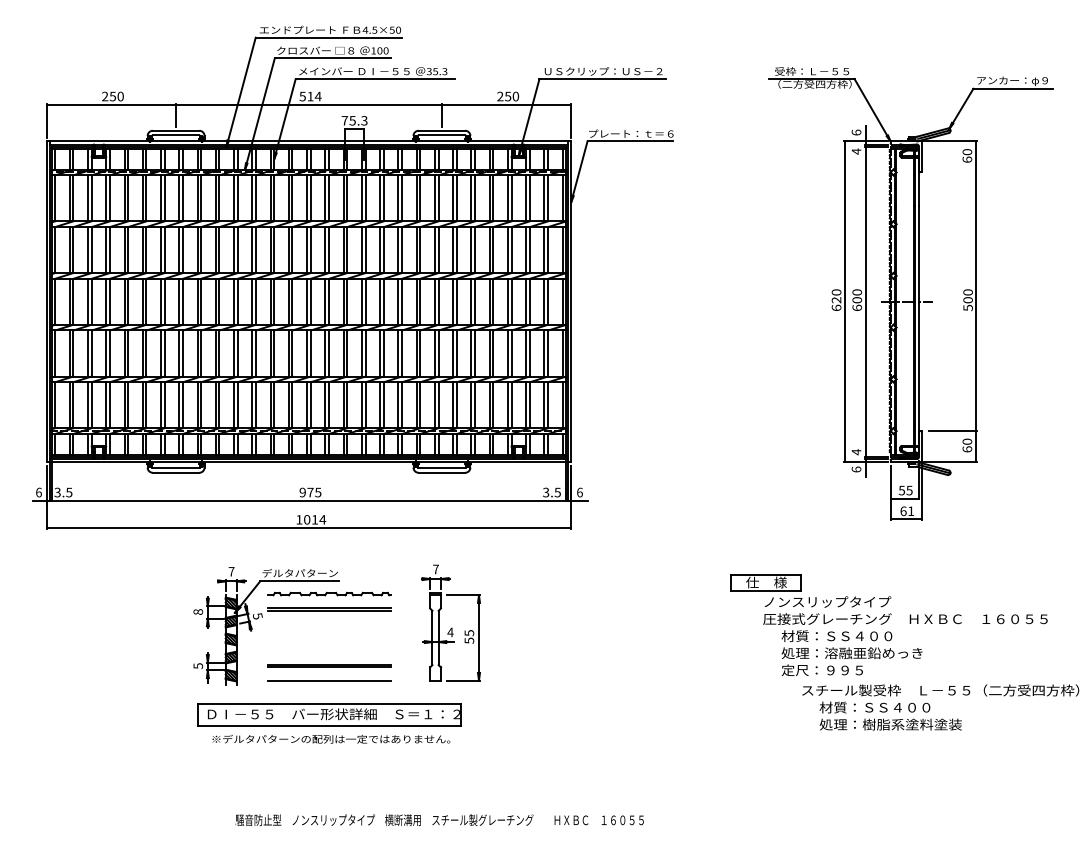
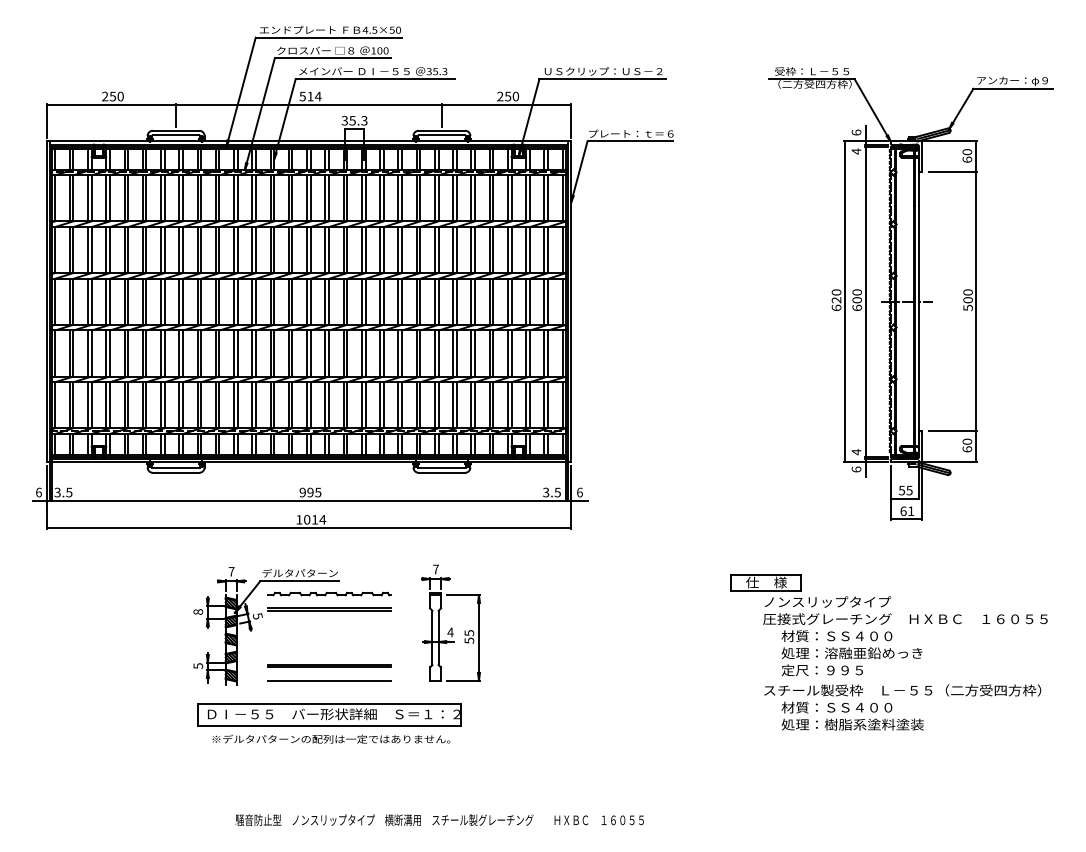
text: 75.3 -> 35.3 (344, 120)
line: none -> present (952, 172)
text: 975 -> 995 (310, 492)
text position: (940, 707) -> (902, 707) (902, 707)
